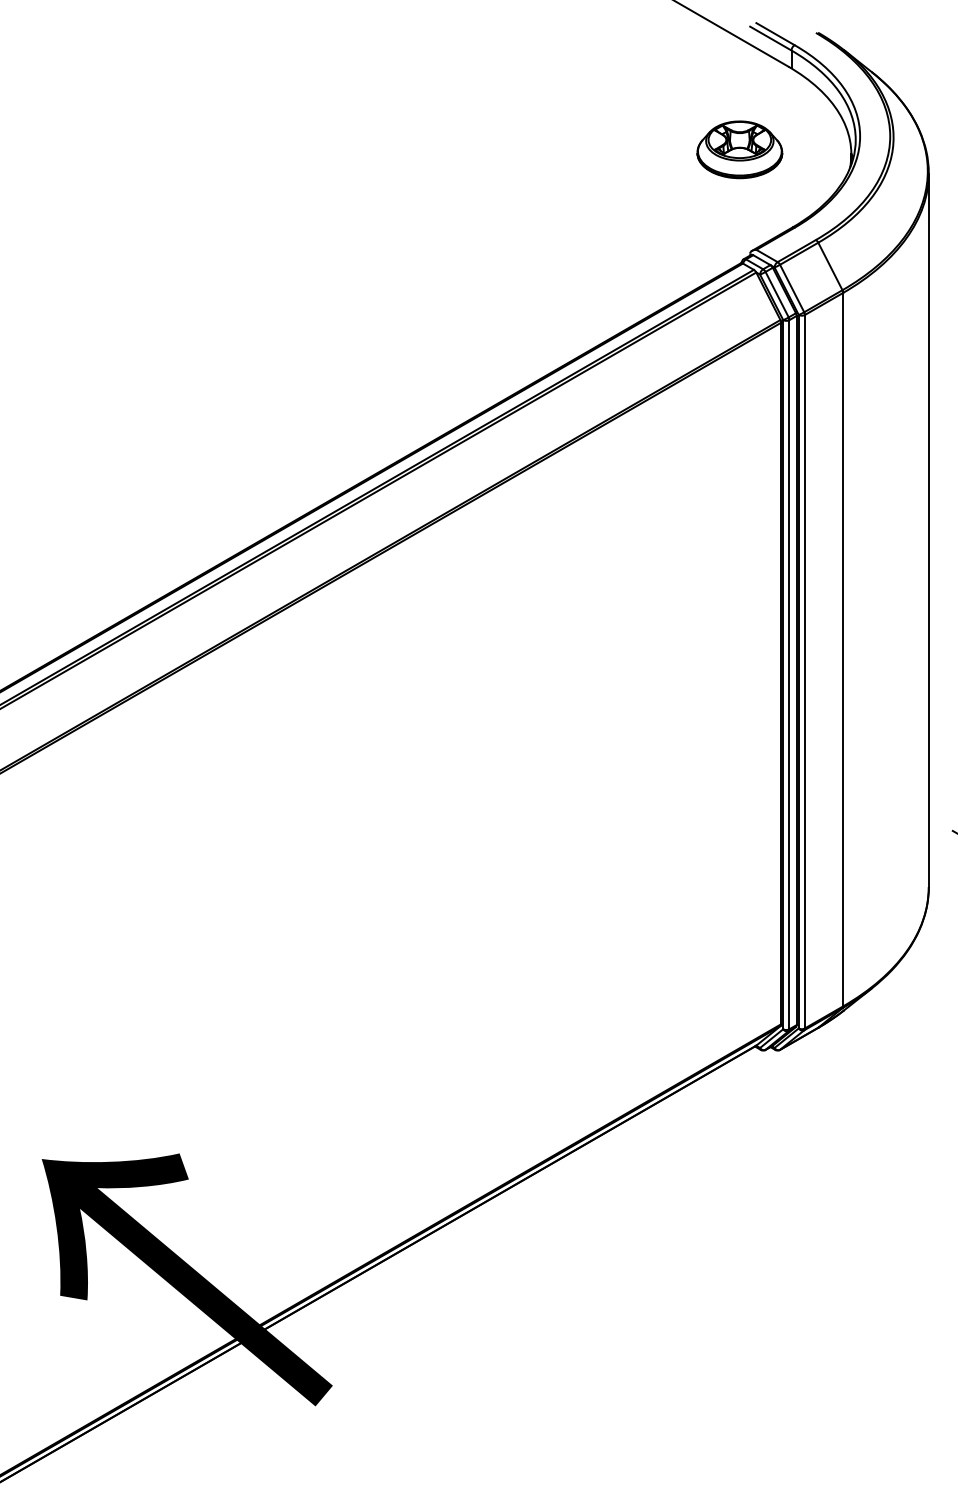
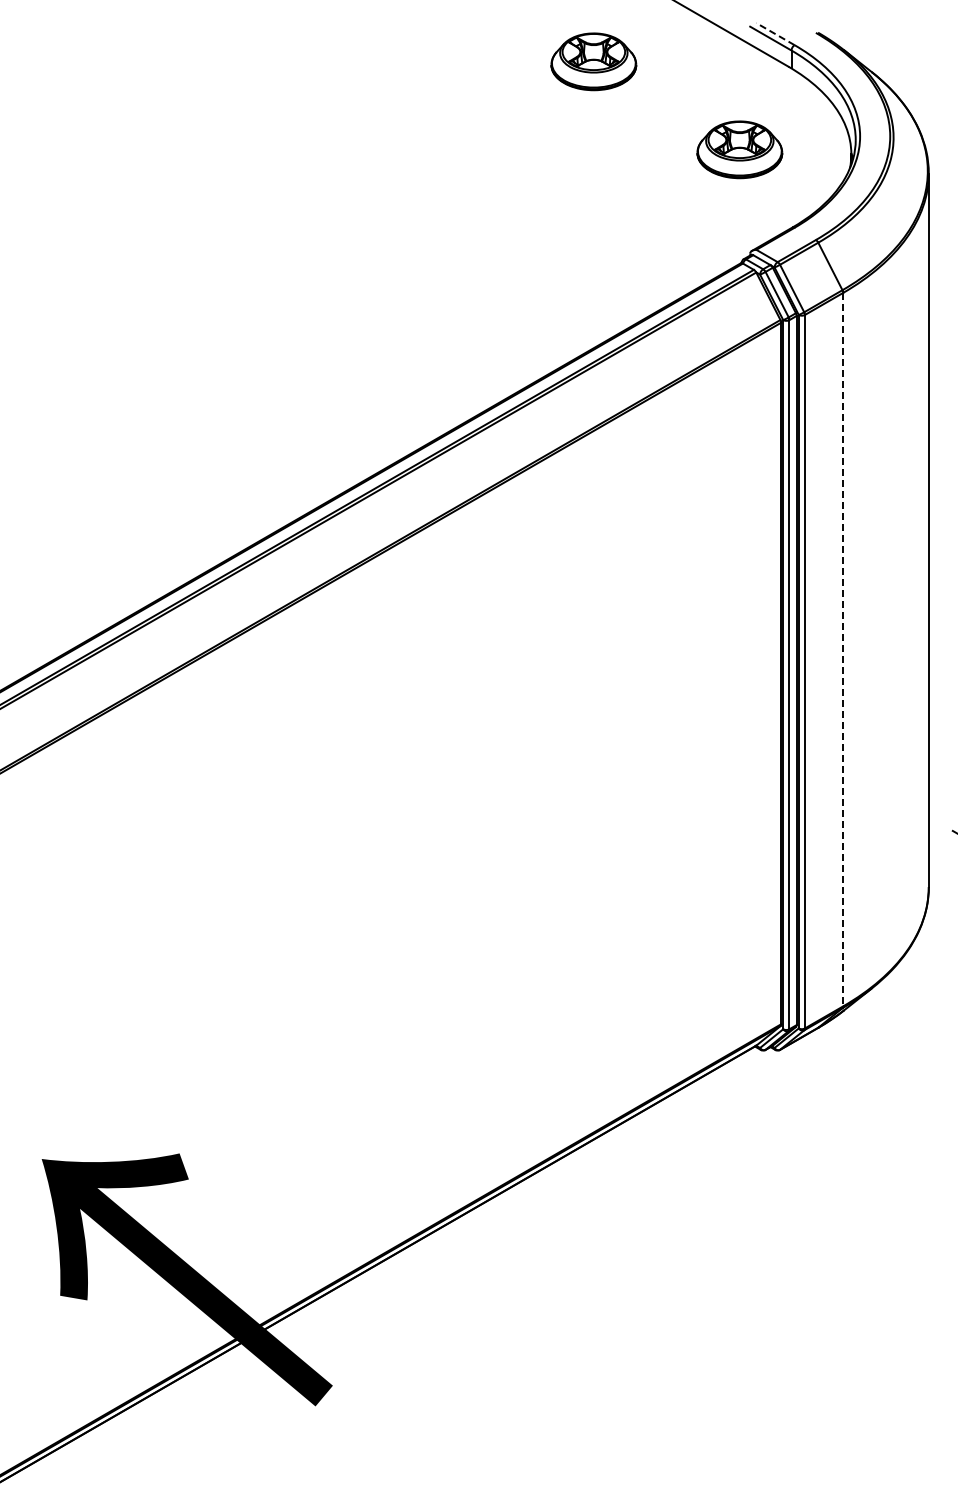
line: solid -> dashed (775, 33)
part: none -> present (593, 61)
line: solid -> dashed (843, 649)
